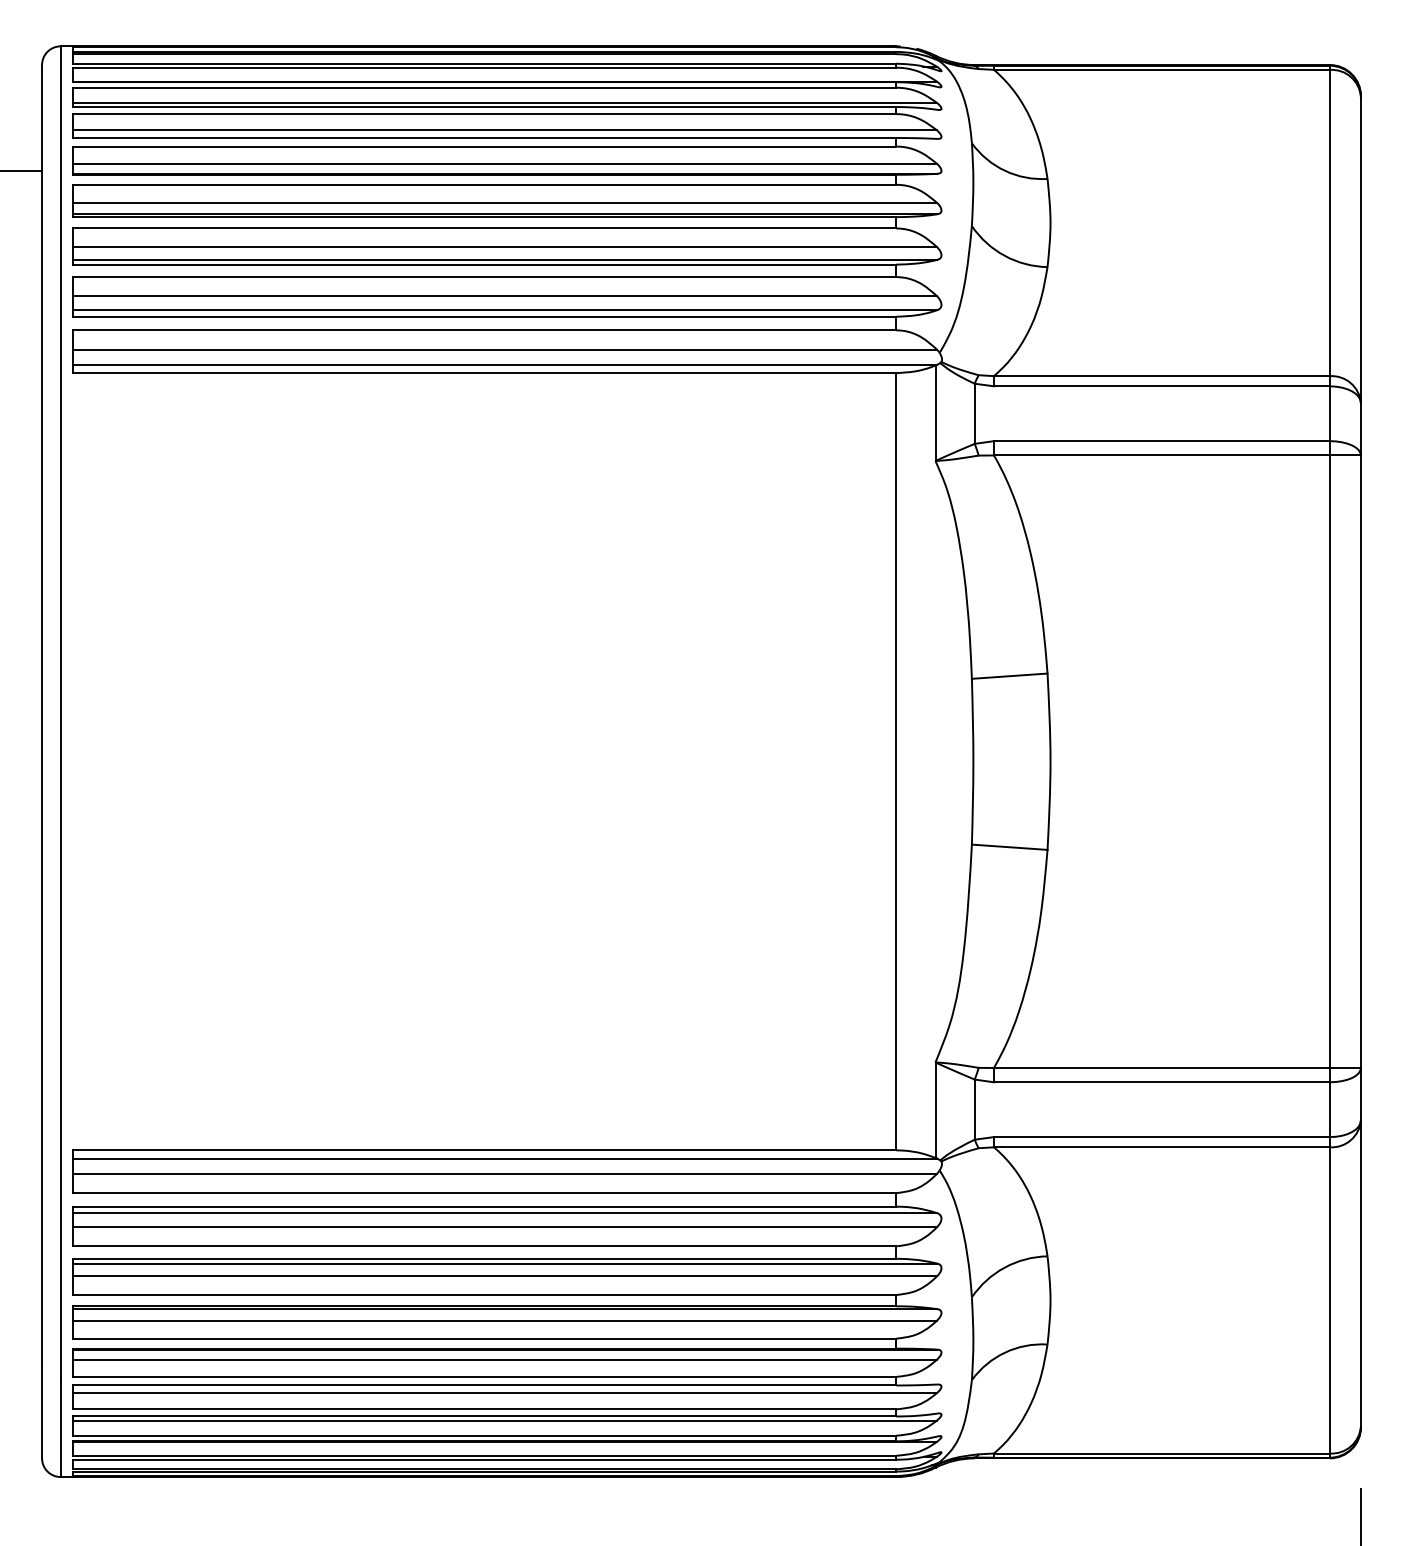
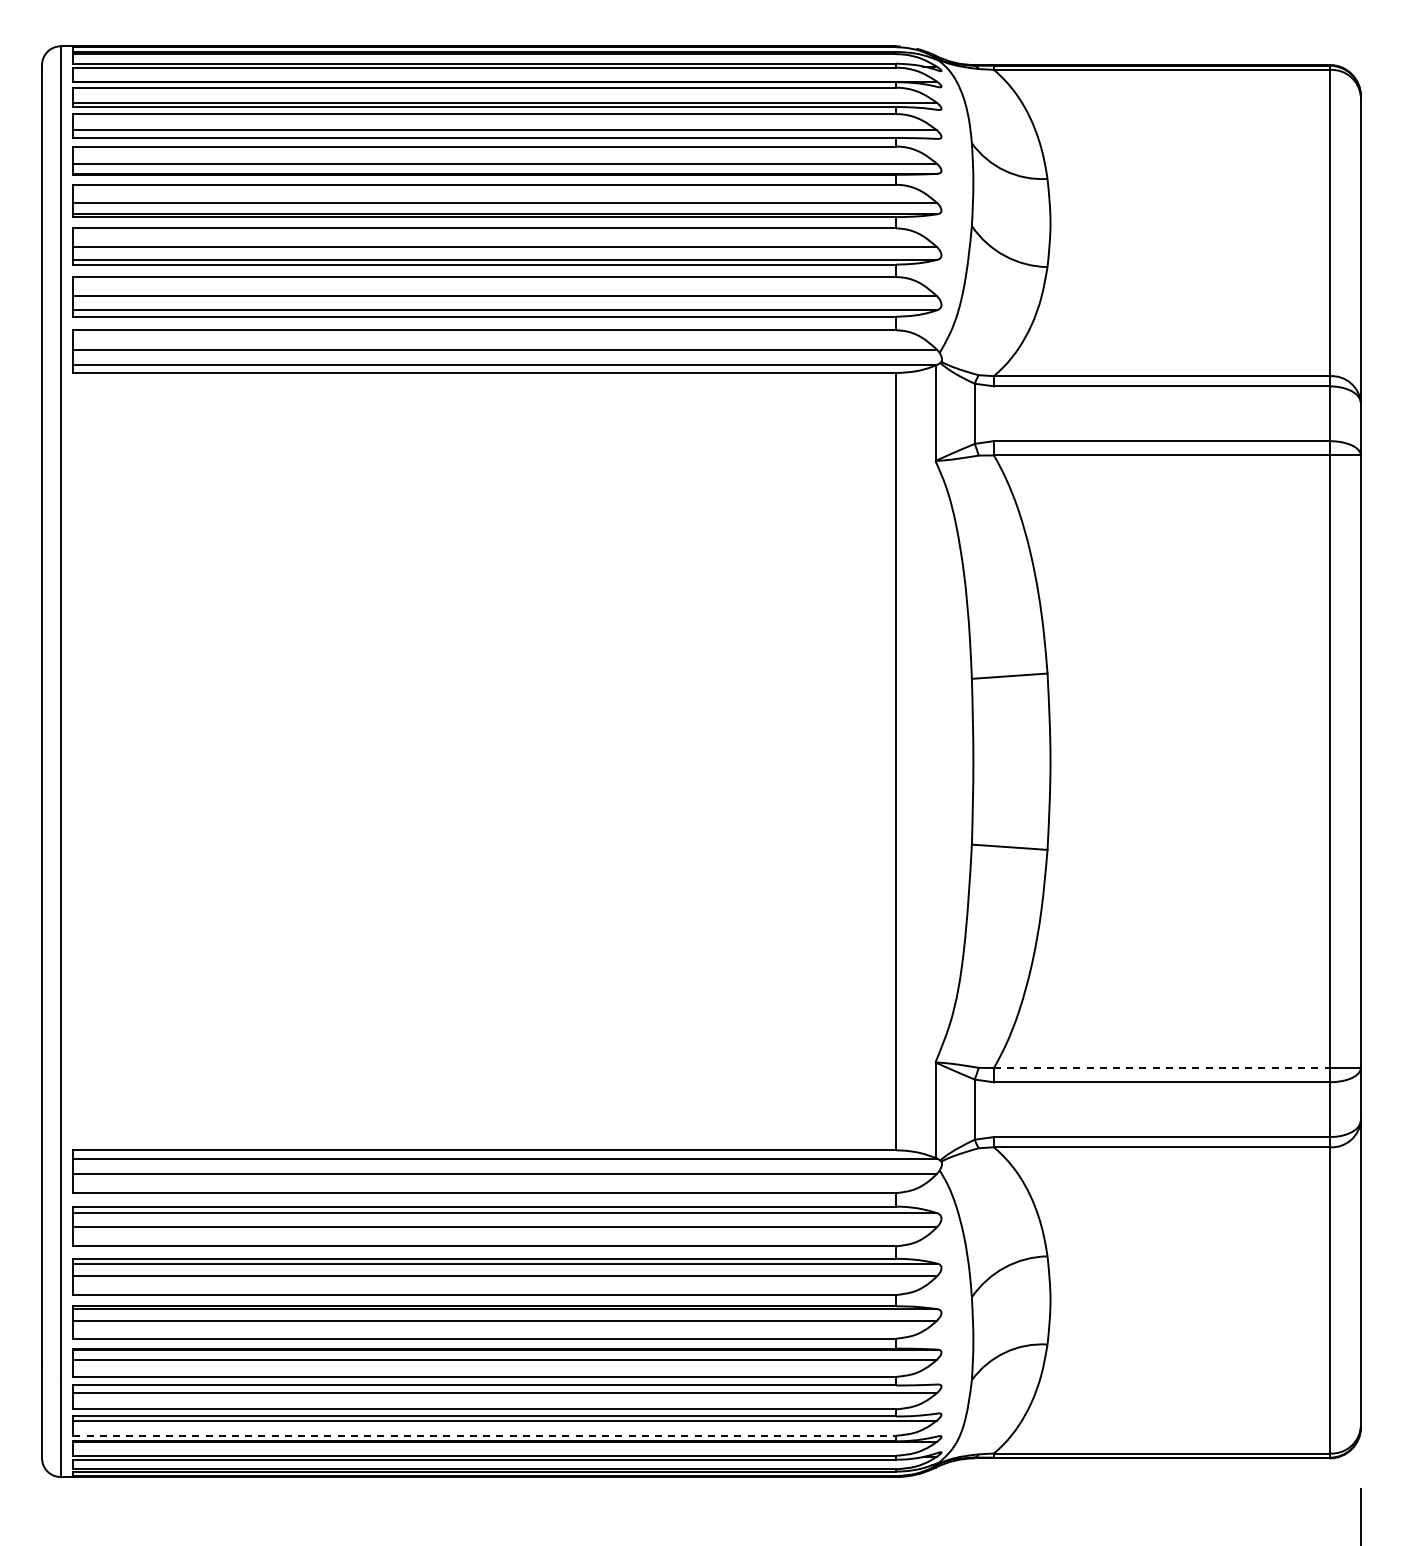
line: present -> none (22, 170)
line: solid -> dashed (1161, 1067)
line: solid -> dashed (485, 1435)
